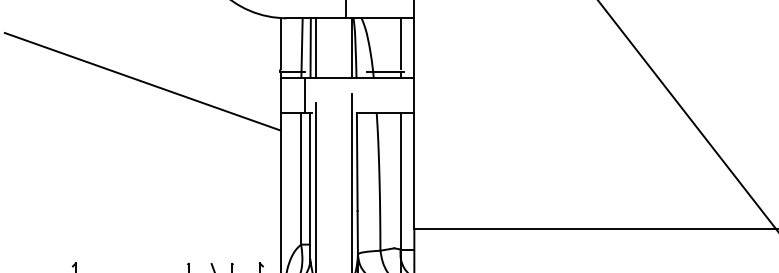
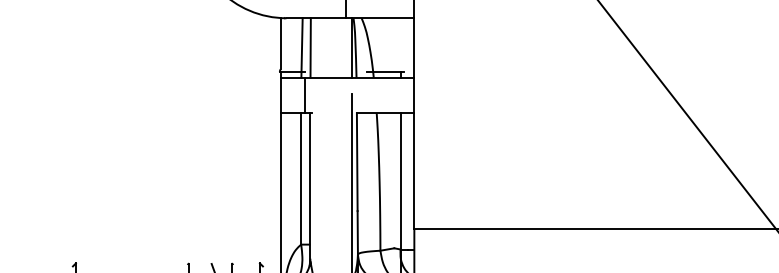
line: present -> none (400, 43)
line: present -> none (316, 47)
line: present -> none (142, 81)
line: present -> none (316, 185)
